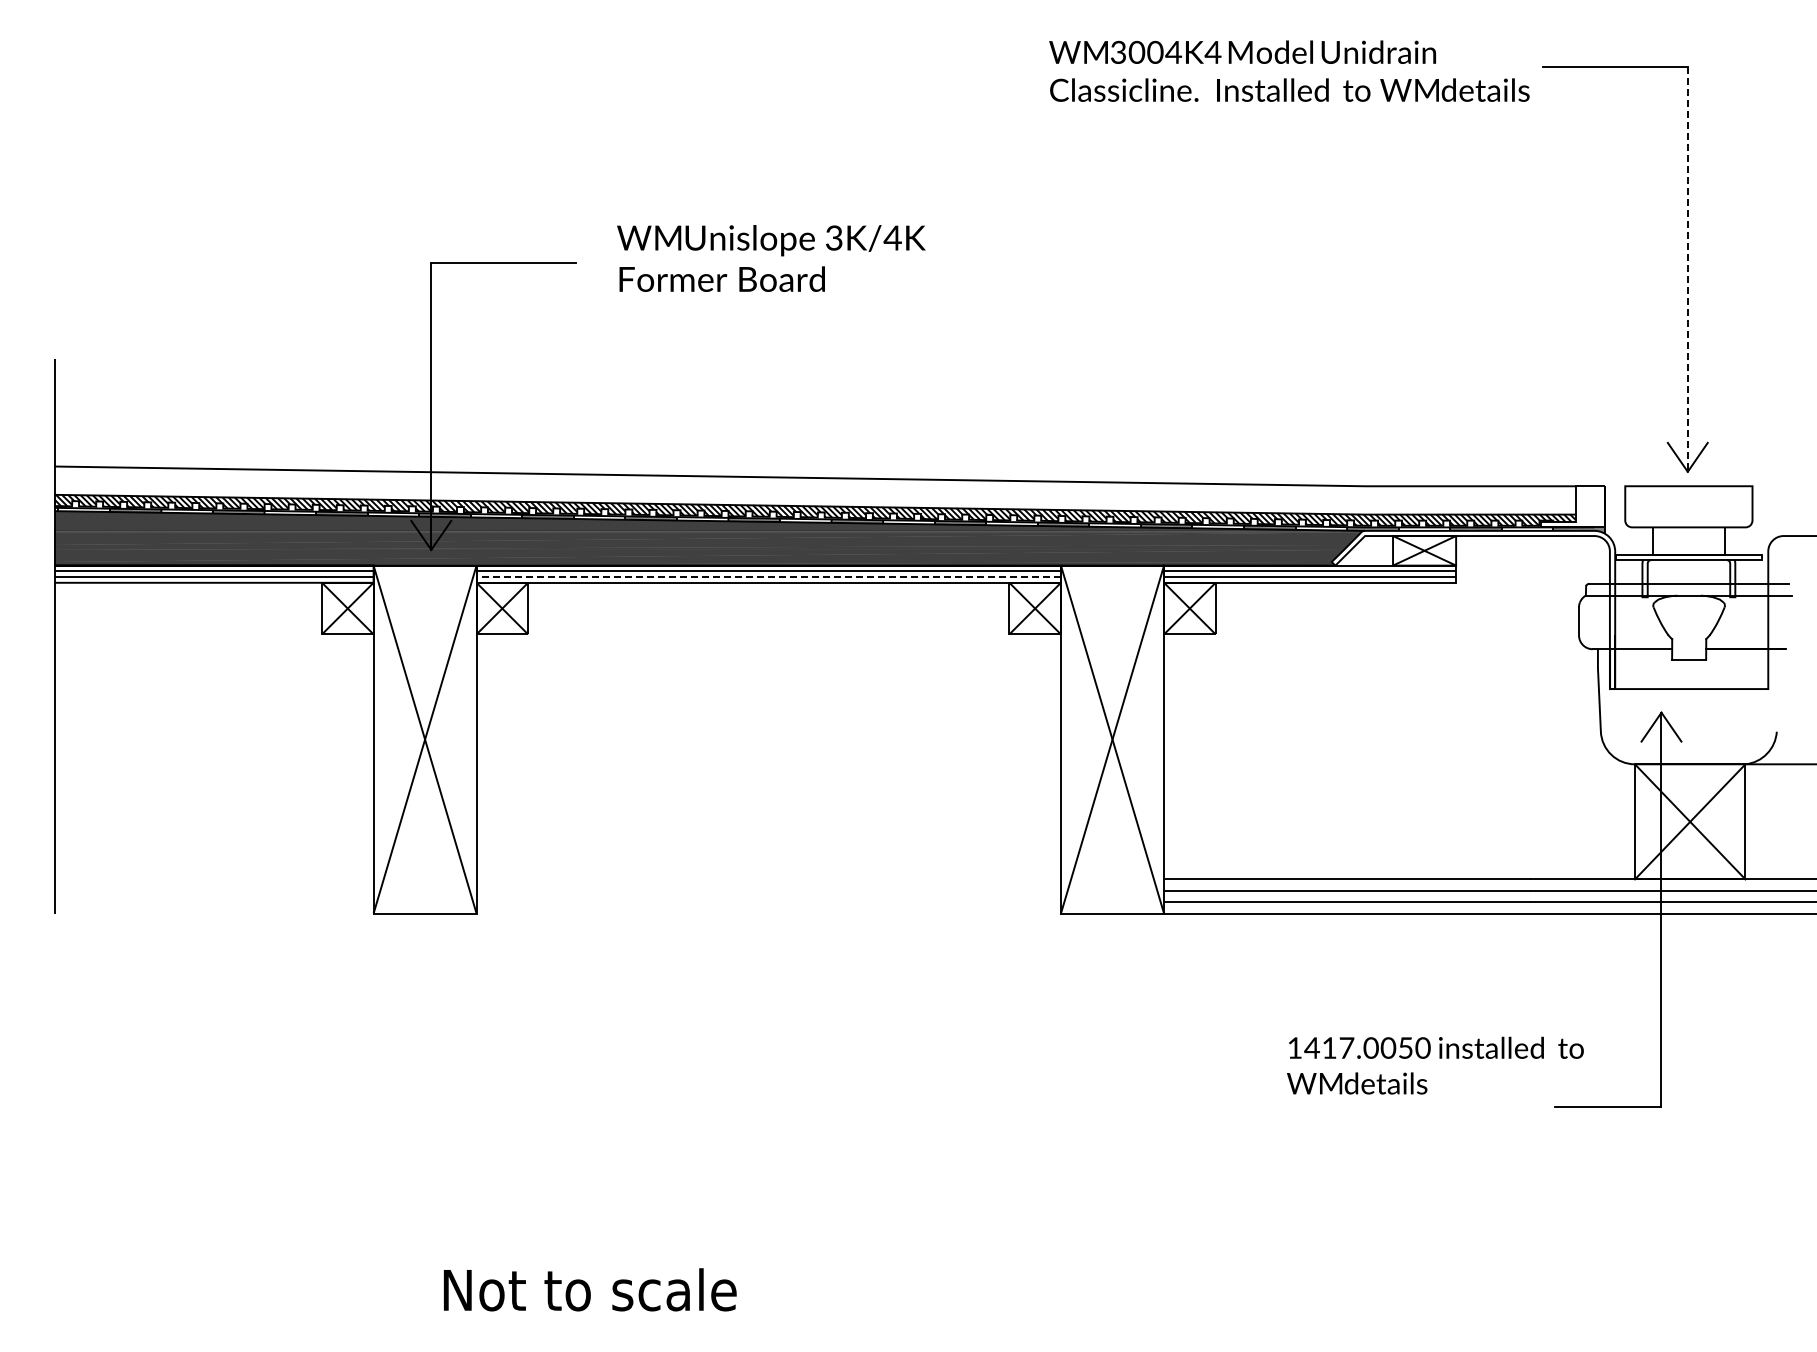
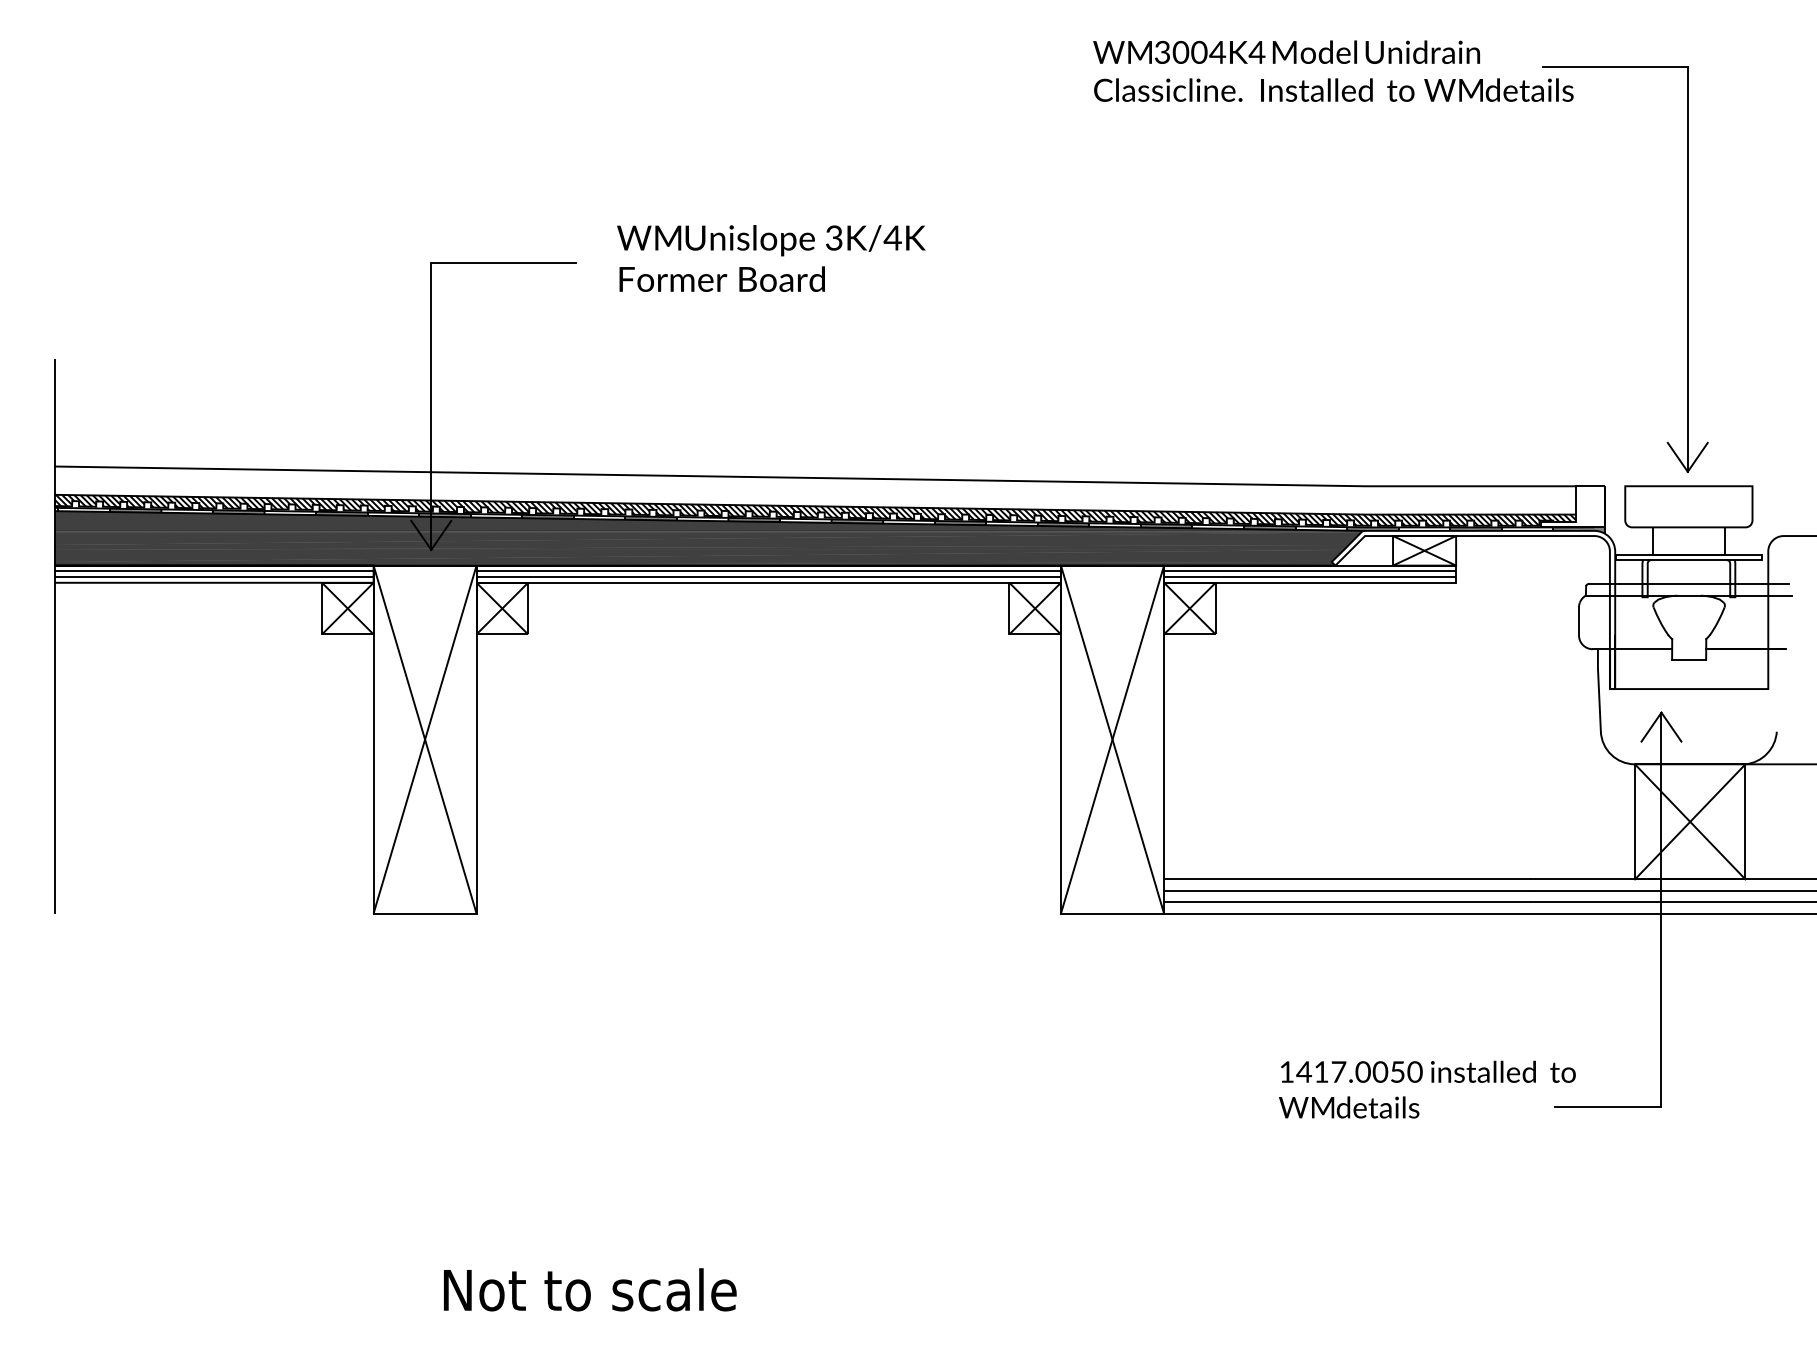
text position: (1289, 70) -> (1333, 70) (1333, 70)
line: dashed -> solid (1687, 269)
line: dashed -> solid (768, 577)
text position: (1435, 1065) -> (1427, 1089) (1427, 1089)
